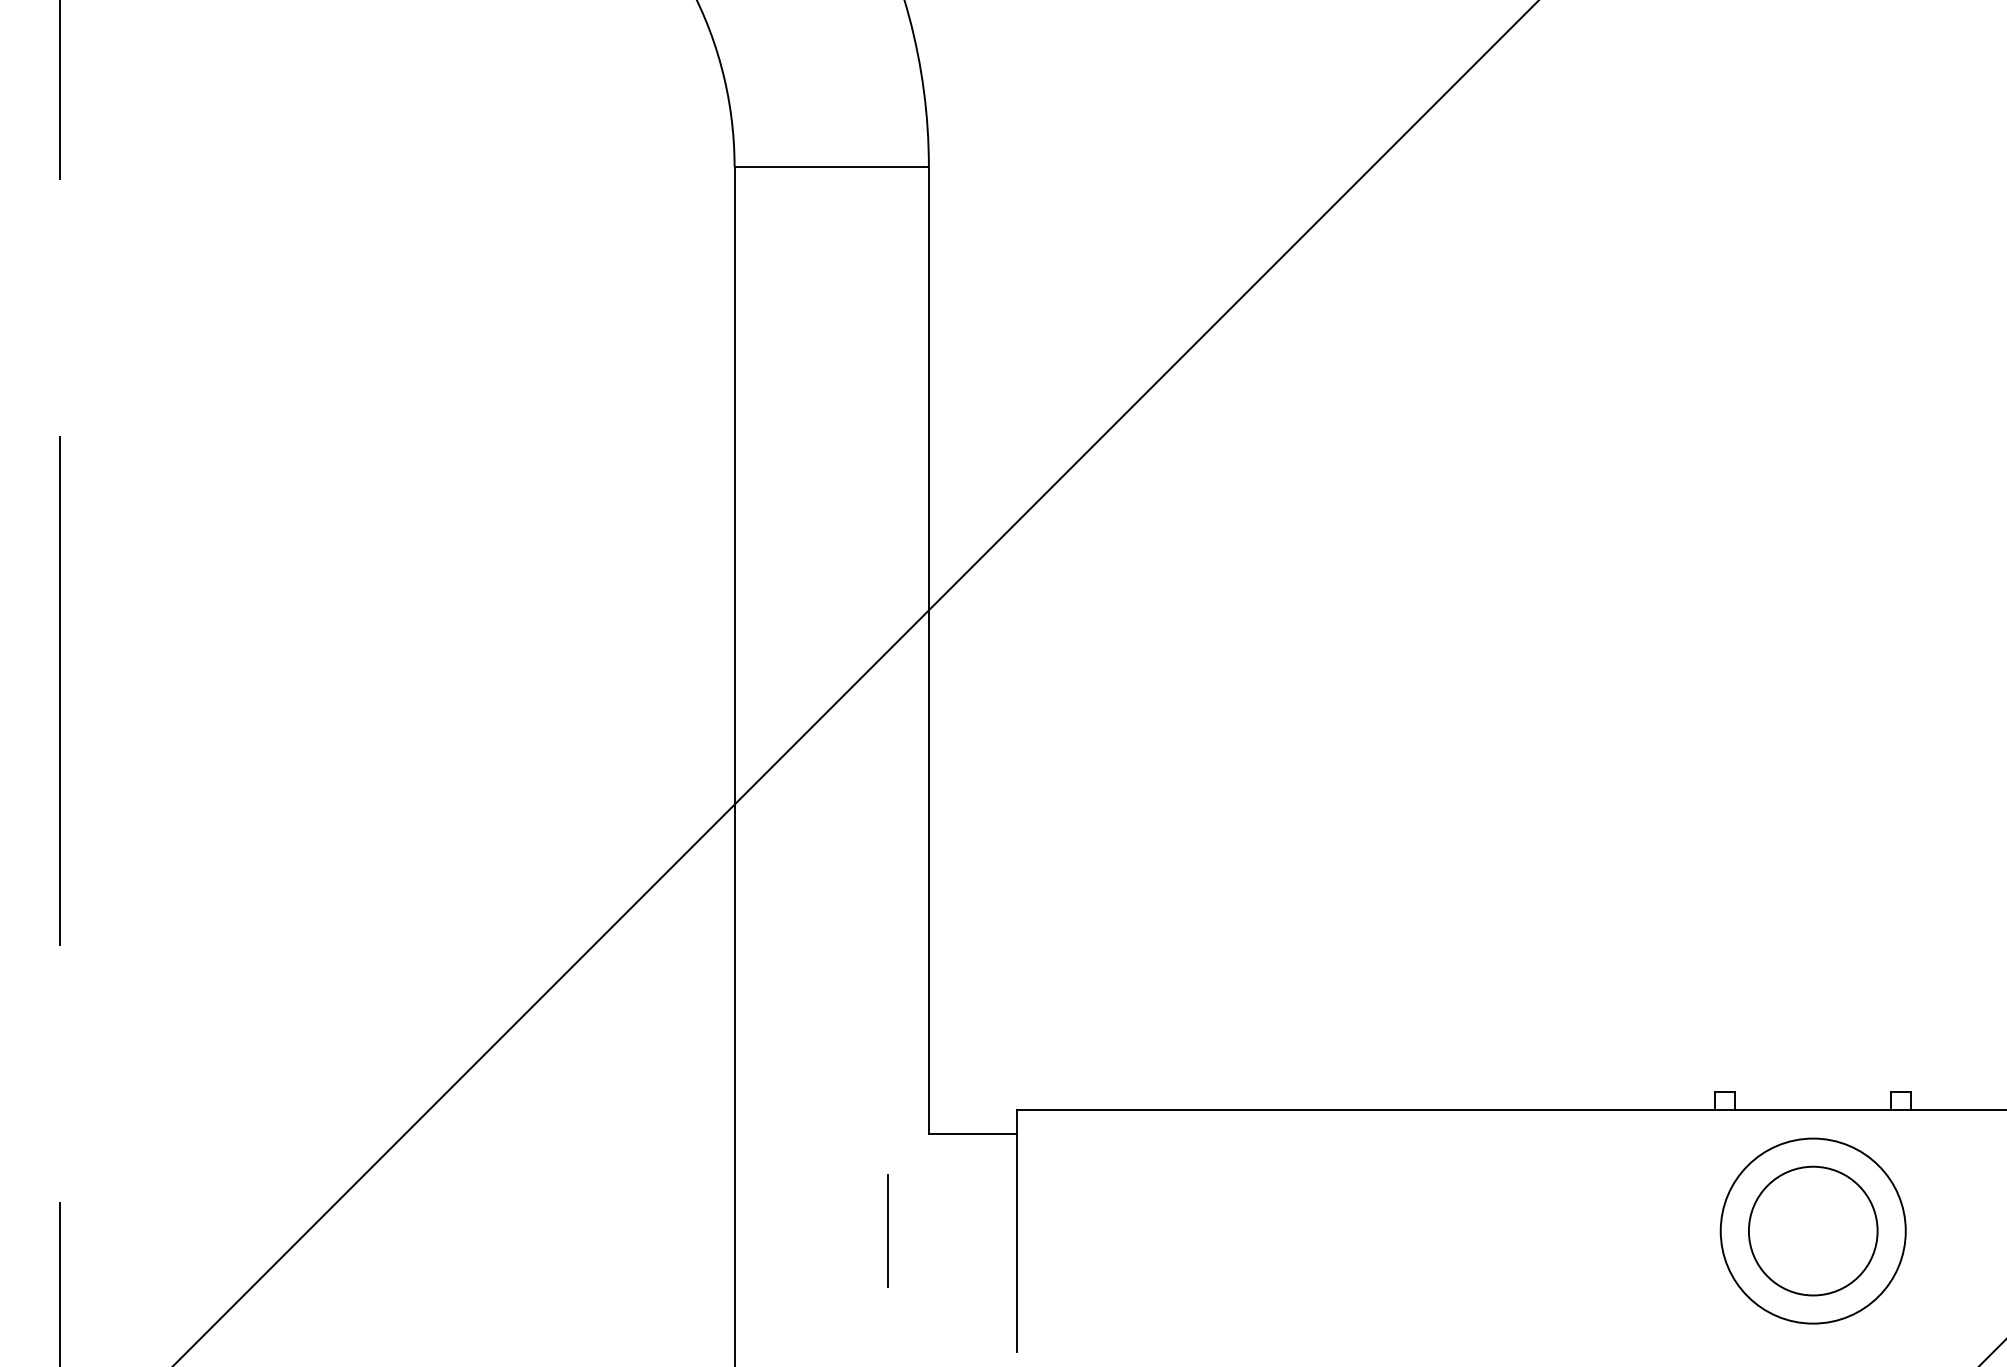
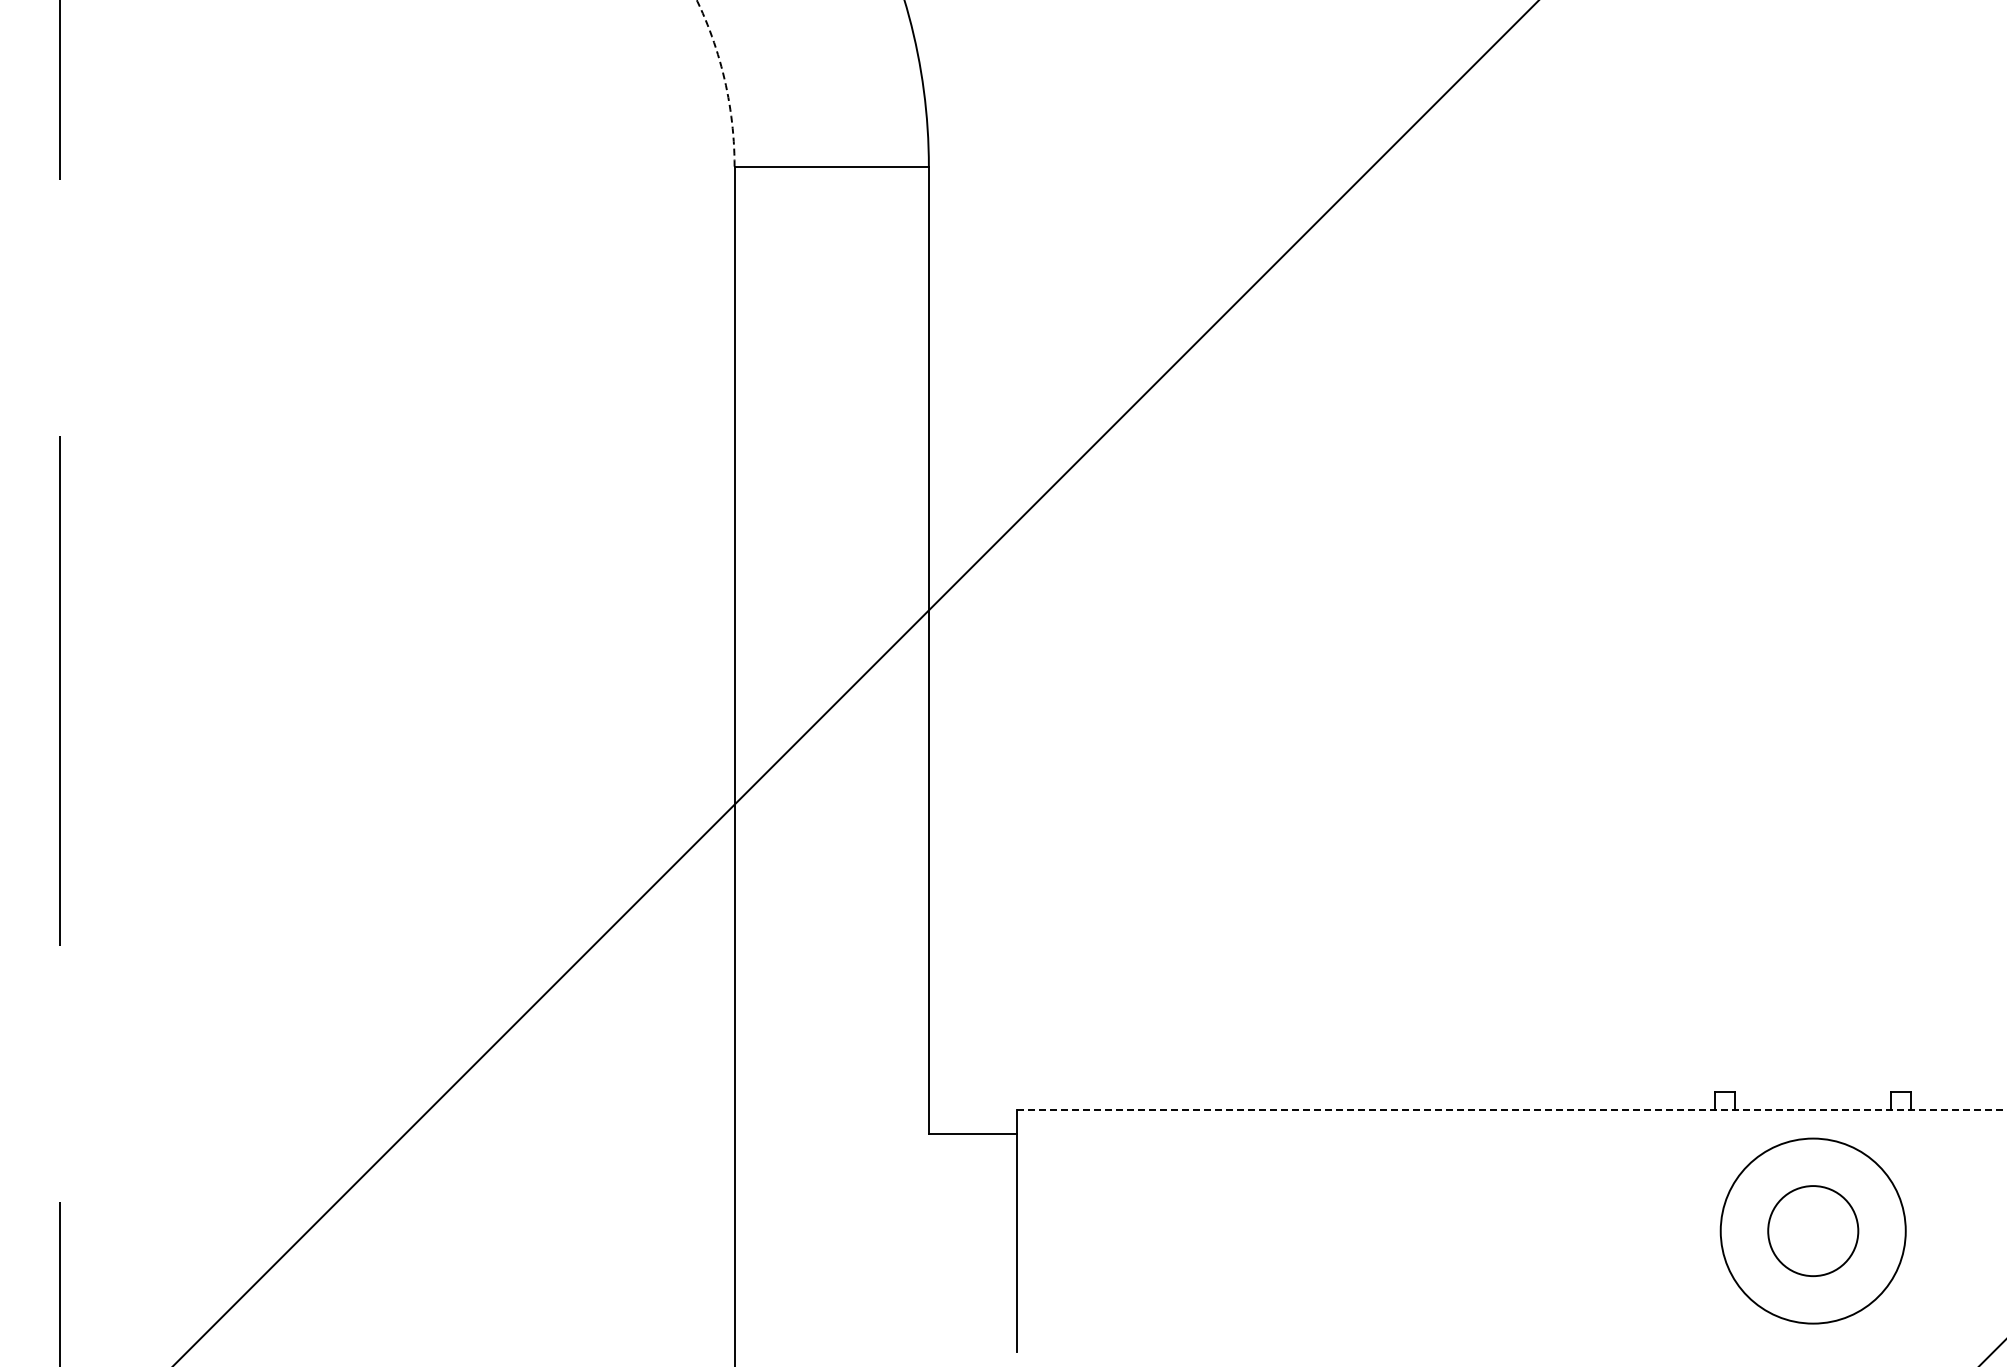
arc: solid -> dashed (724, 80)
line: solid -> dashed (1511, 1109)
line: present -> none (887, 1230)
circle diameter: 129 px -> 90 px (1813, 1231)
